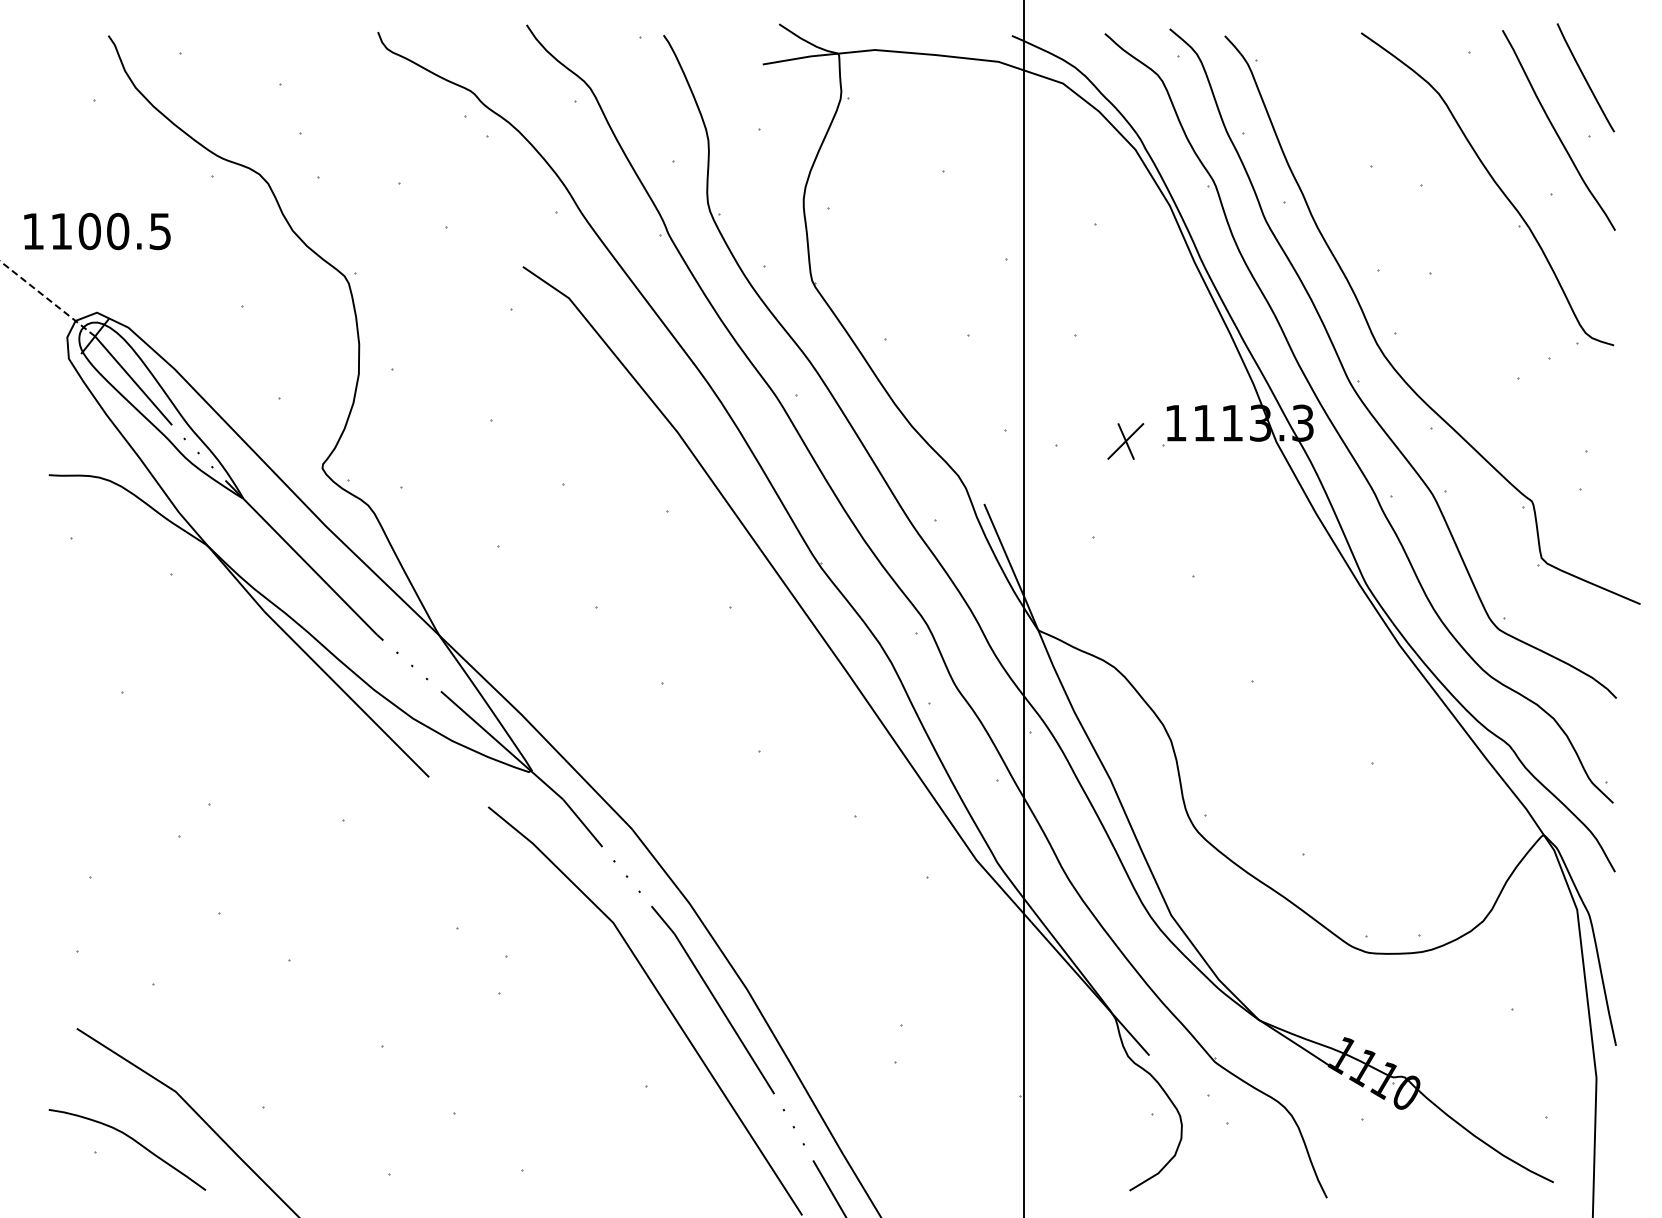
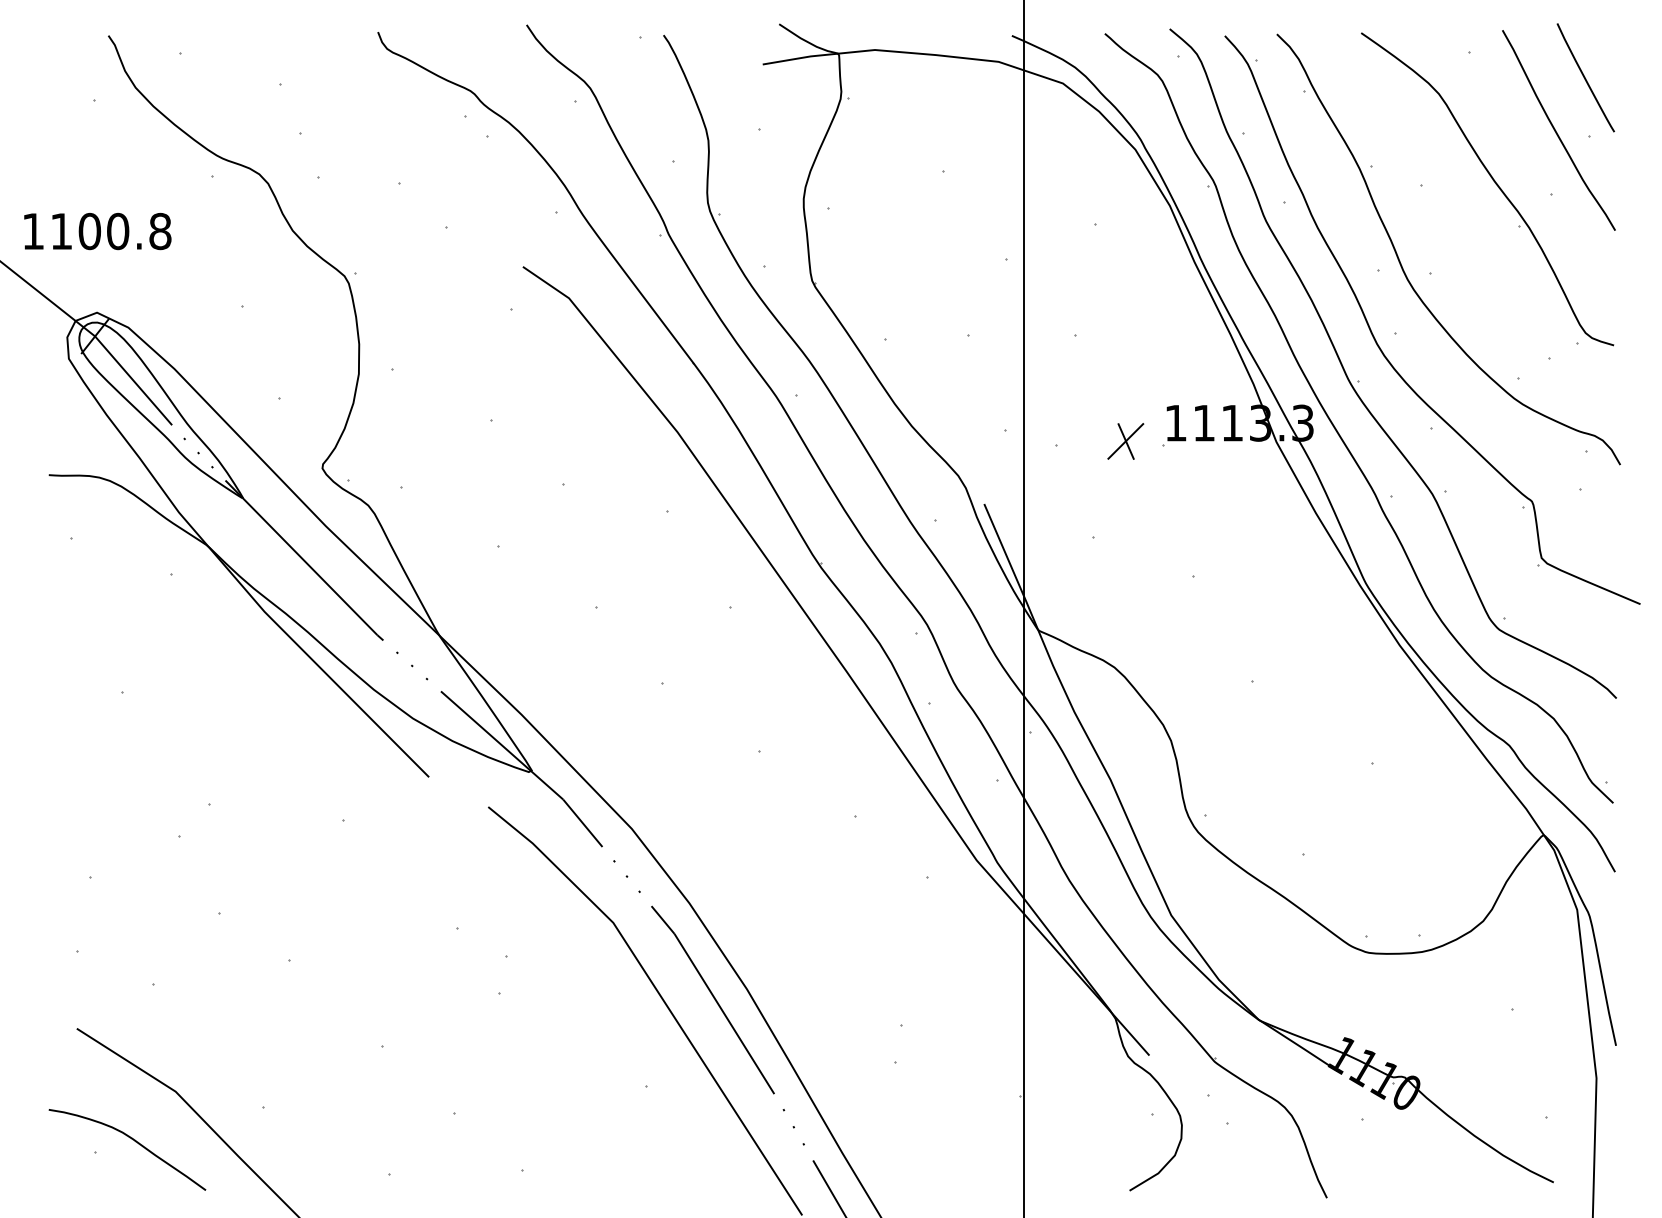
text: 1100.5 -> 1100.8 (160, 231)
part: none -> present (1402, 265)
line: dashed -> solid (47, 298)
